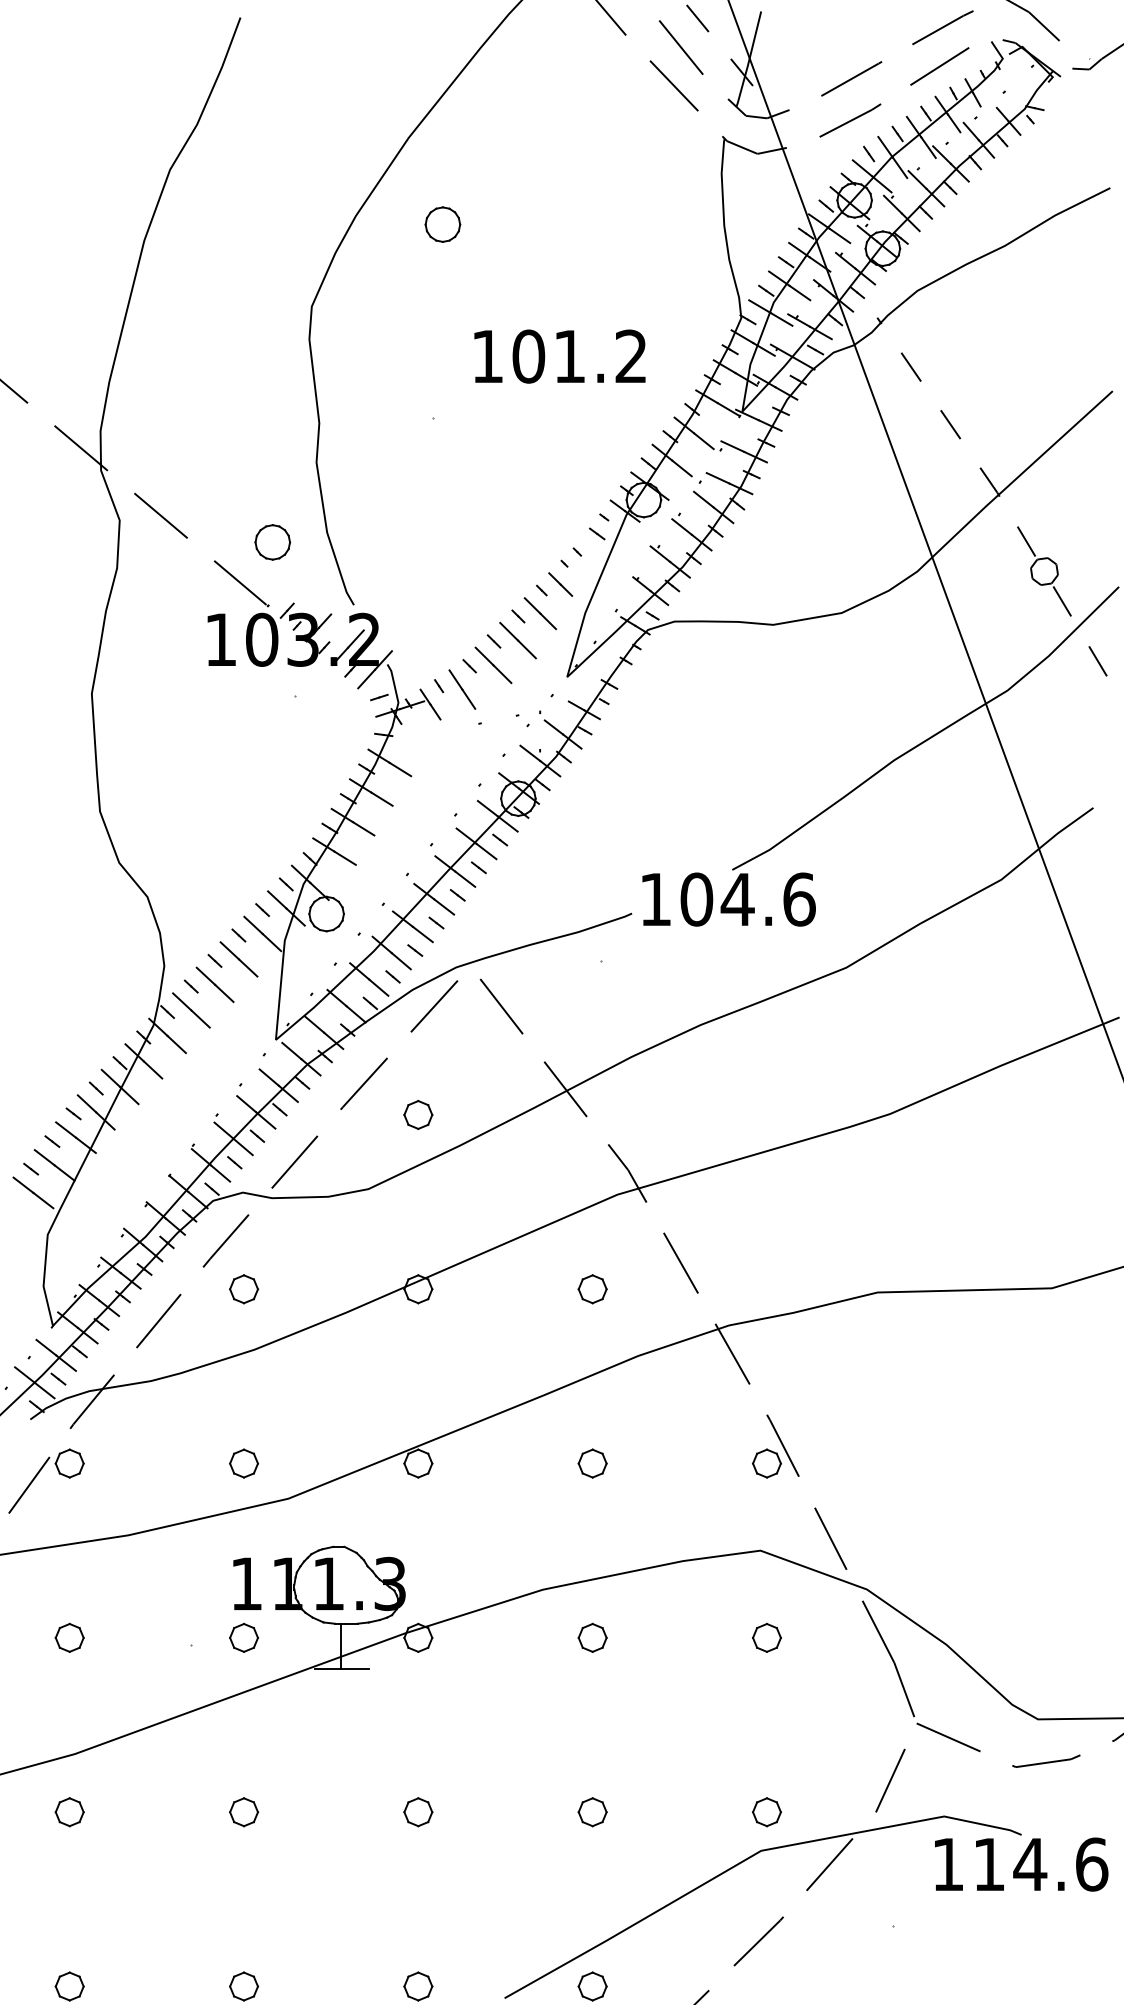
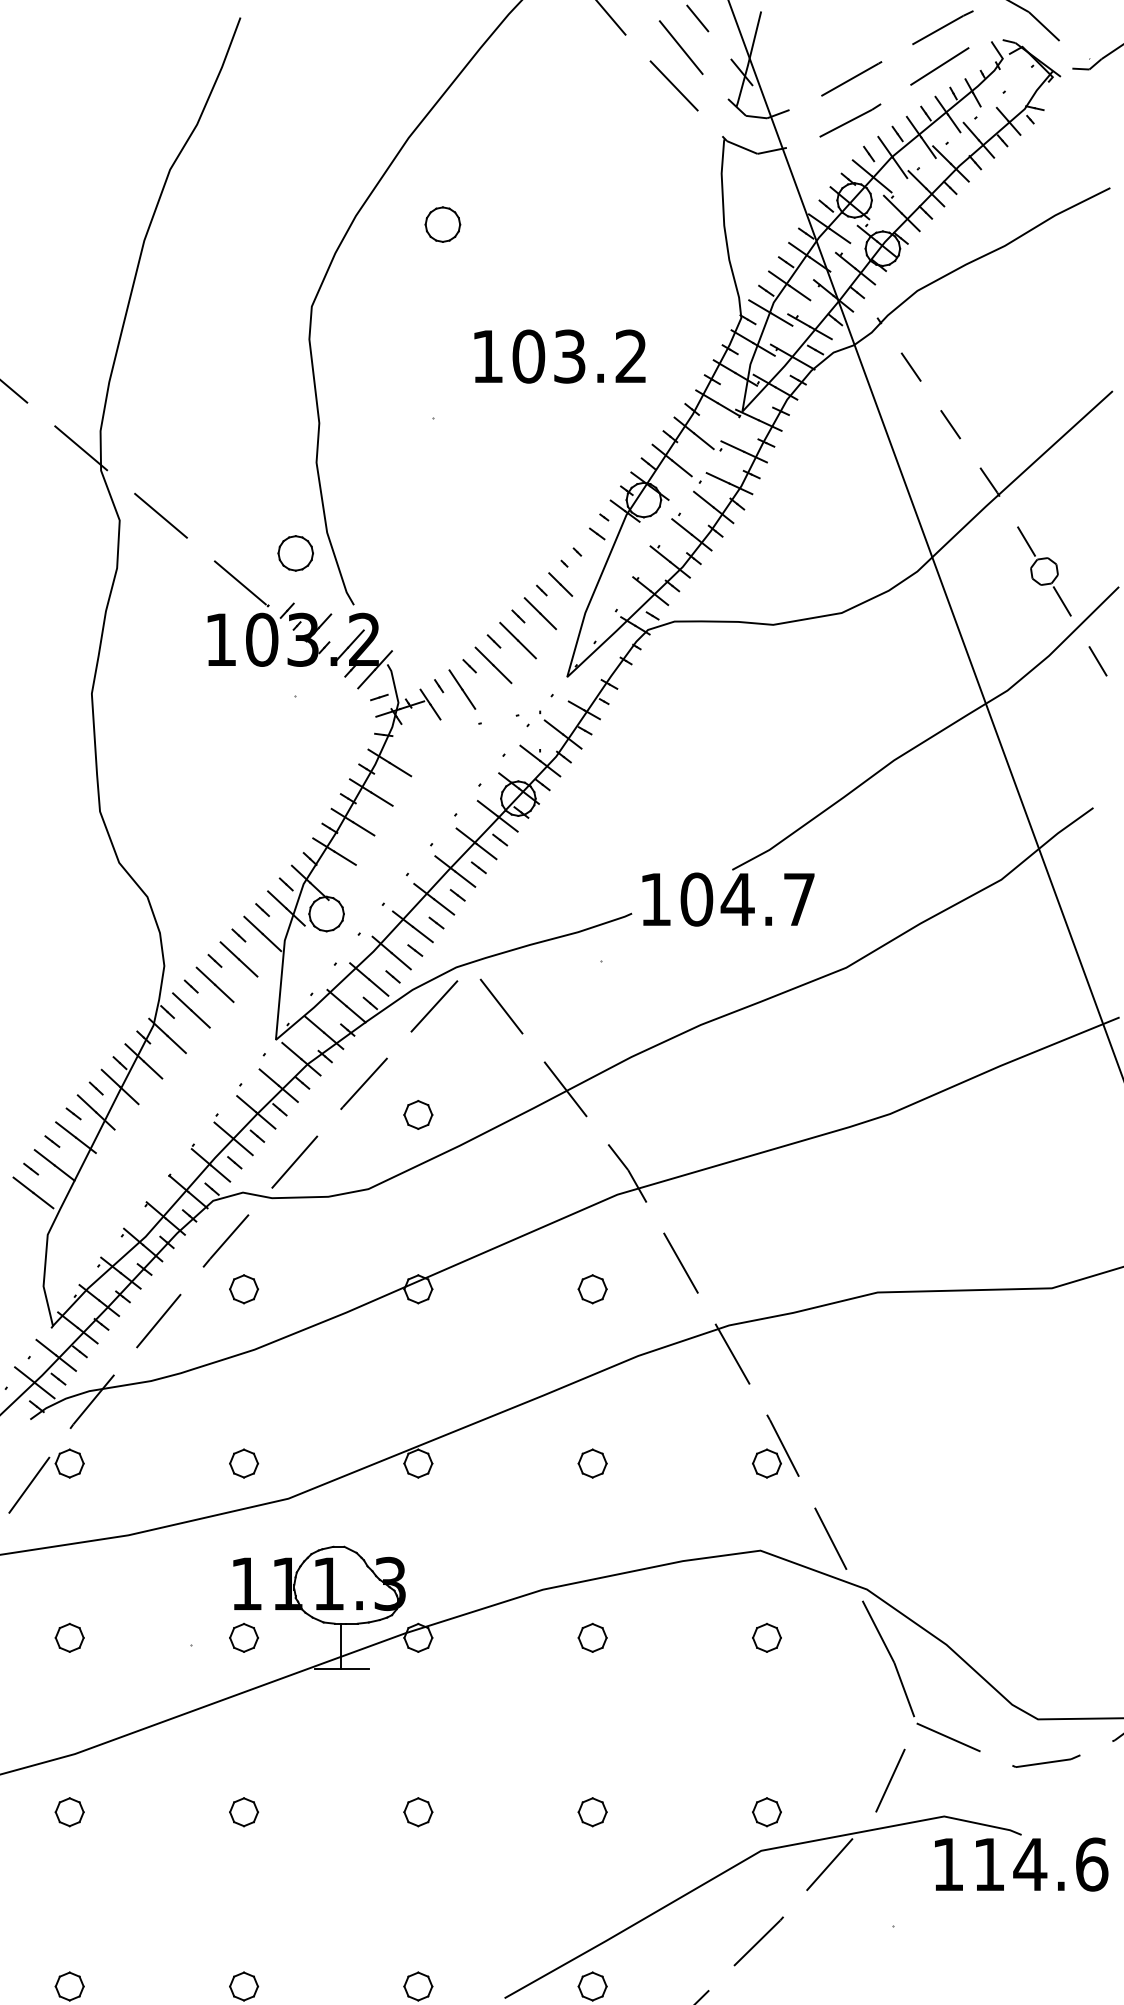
text: 101.2 -> 103.2 (569, 356)
part position: (272, 542) -> (295, 553) (295, 553)
text: 104.6 -> 104.7 (799, 899)
